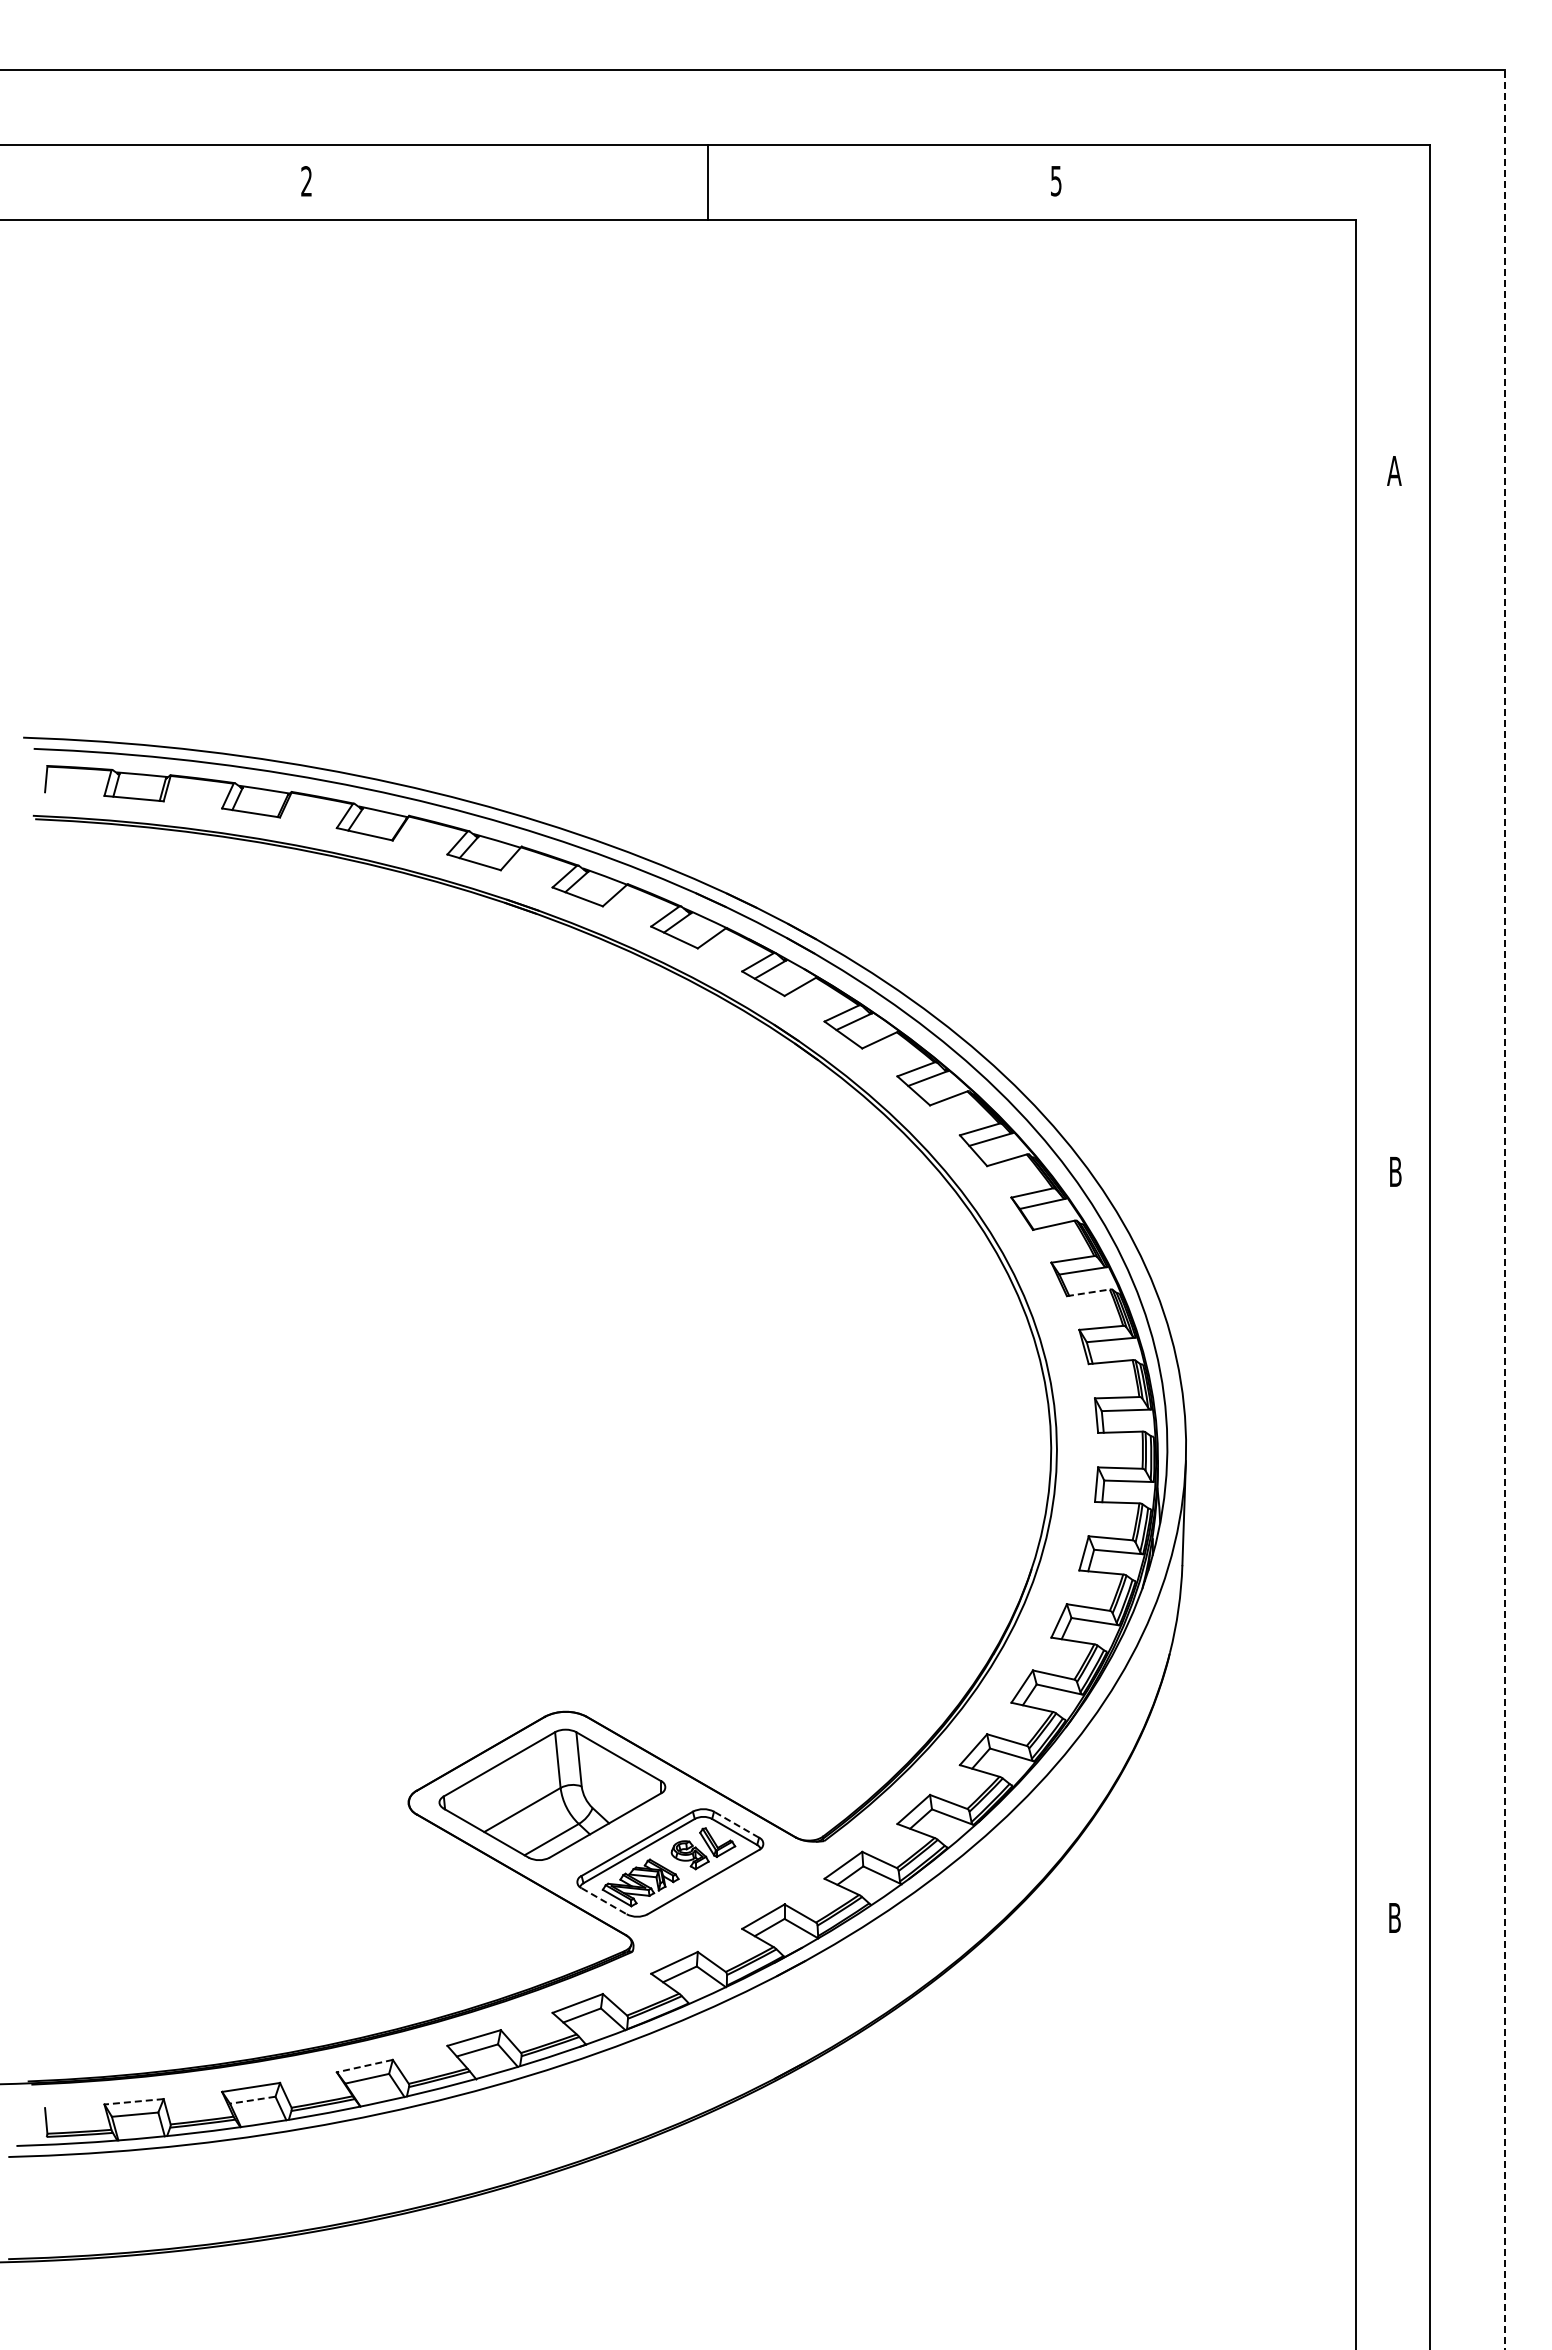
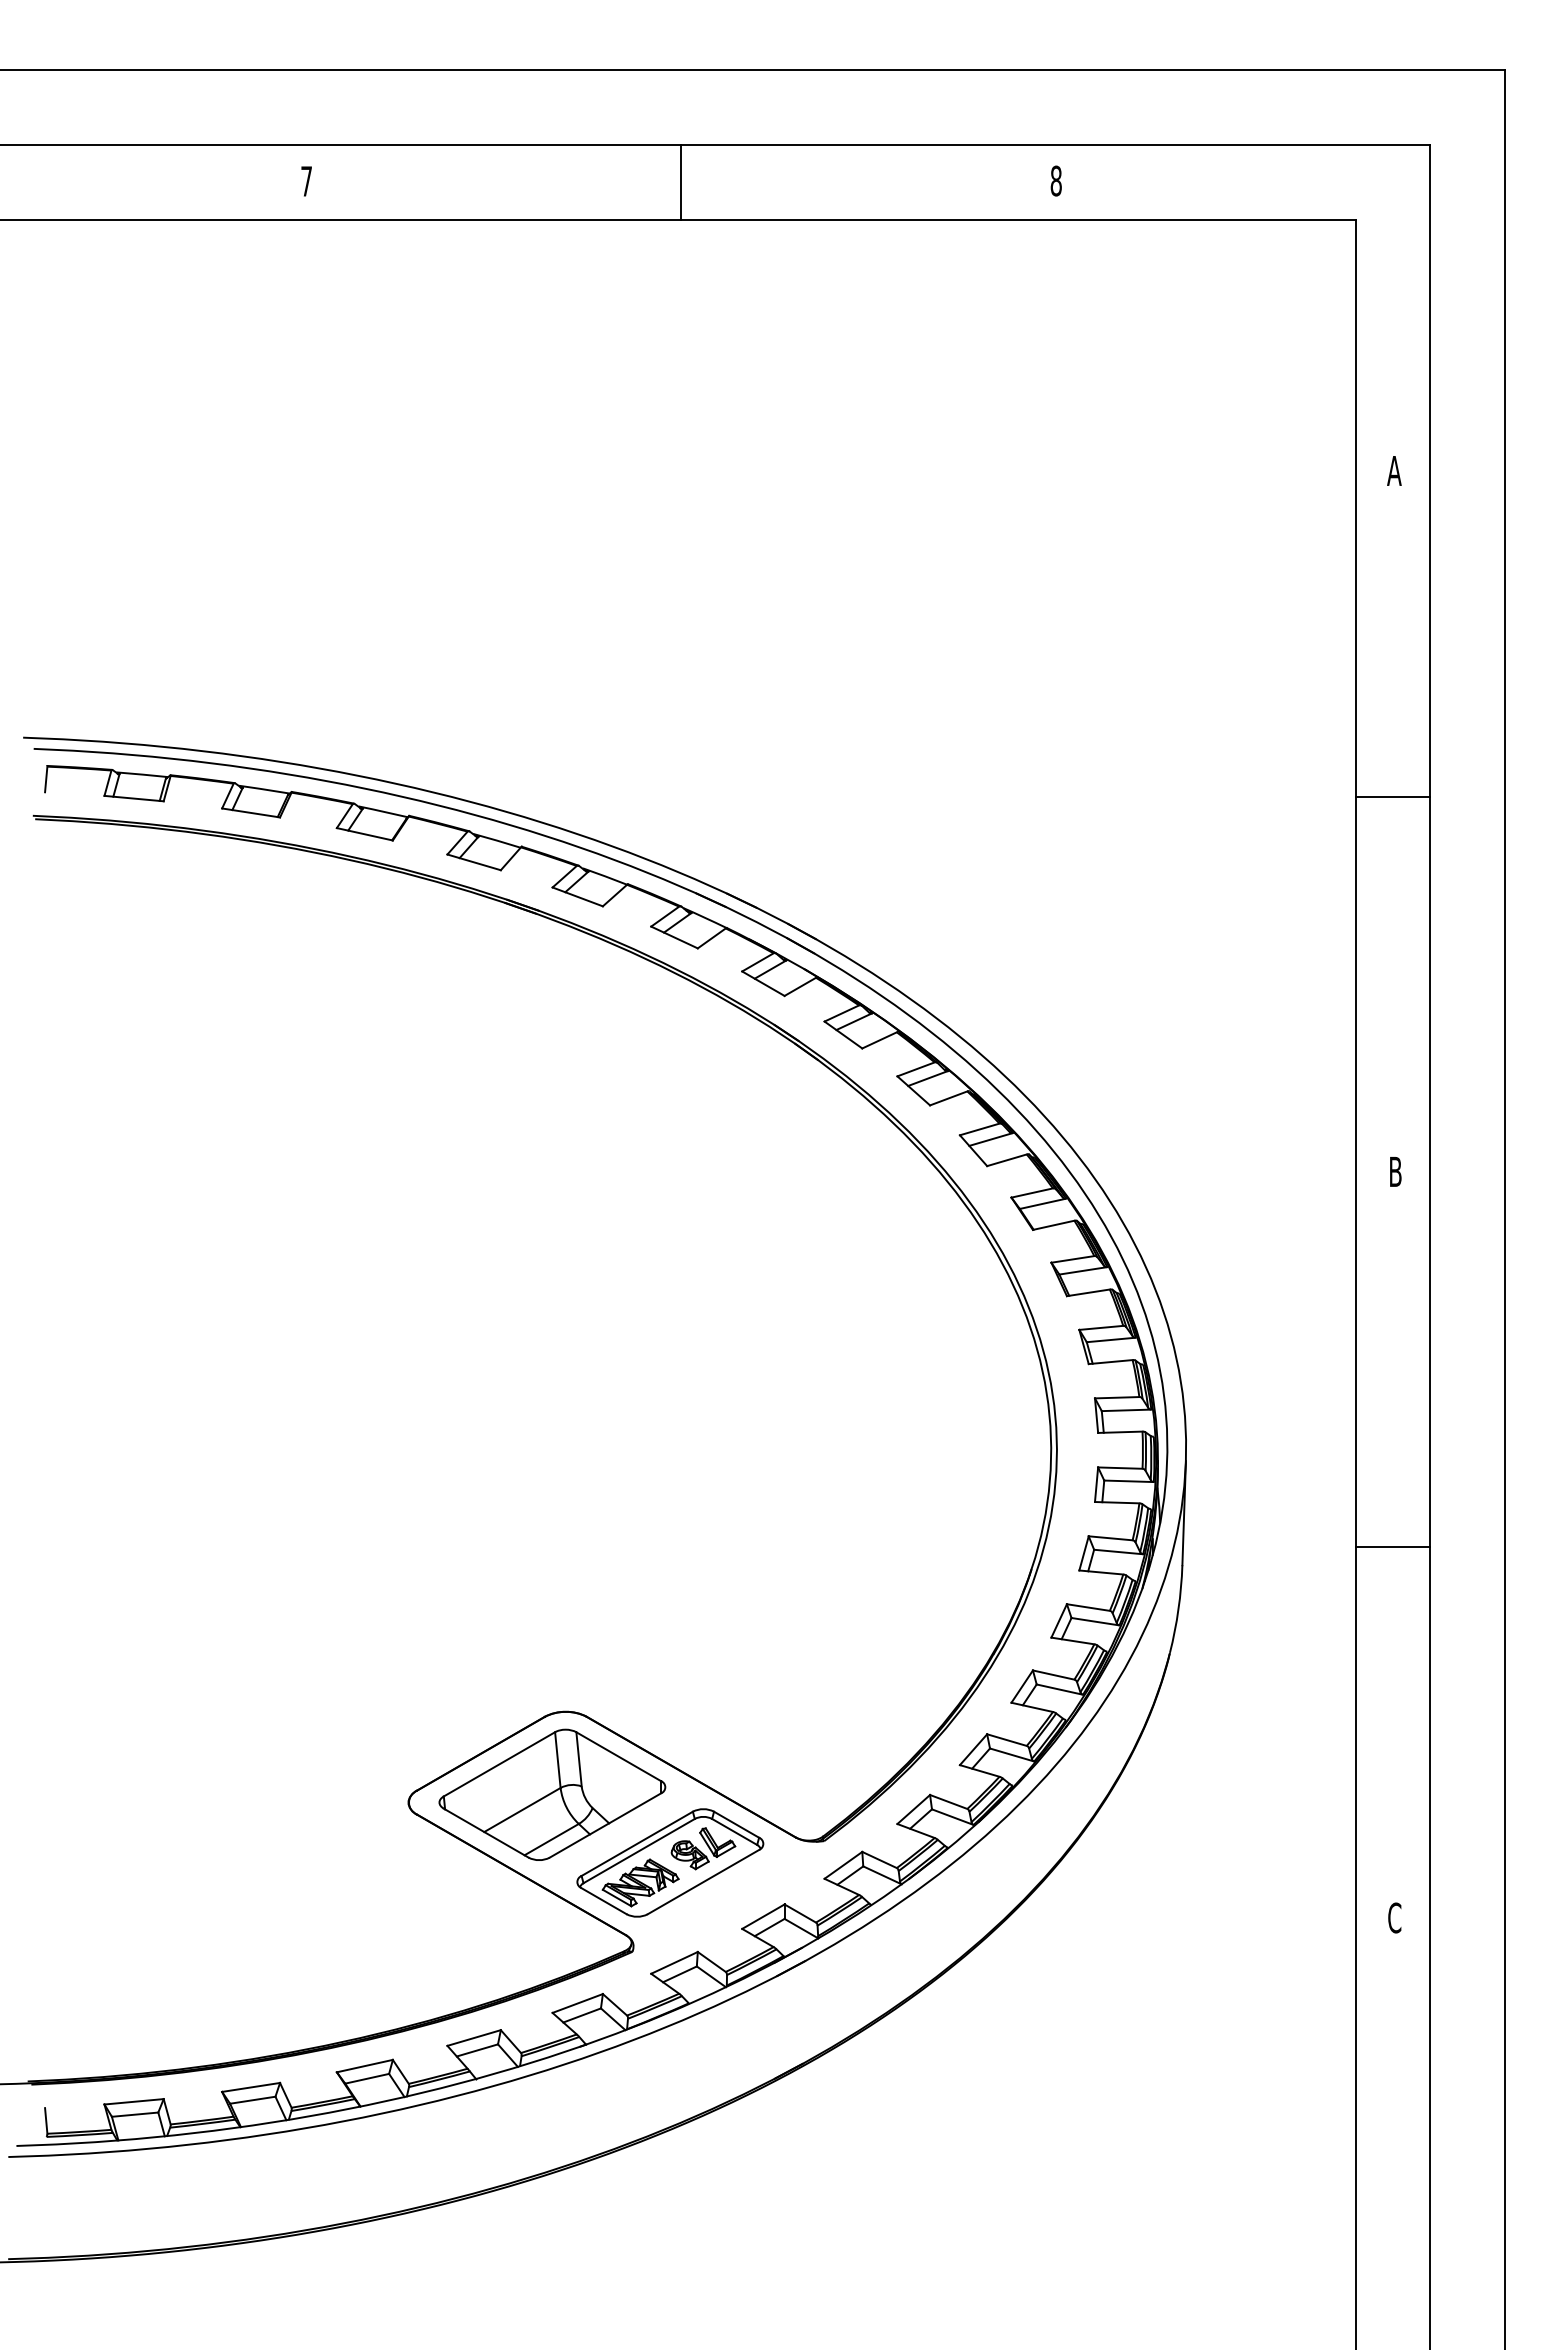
text: 5 -> 8 (1055, 180)
text: 2 -> 7 (306, 181)
line position: (708, 182) -> (681, 182) (681, 182)
line: none -> present (1392, 797)
line: dashed -> solid (1505, 1209)
line: dashed -> solid (1088, 1292)
line: none -> present (1392, 1546)
line: dashed -> solid (736, 1824)
line: dashed -> solid (604, 1901)
text: B -> C (1394, 1917)
line: dashed -> solid (364, 2066)
line: dashed -> solid (252, 2100)
line: dashed -> solid (134, 2101)
